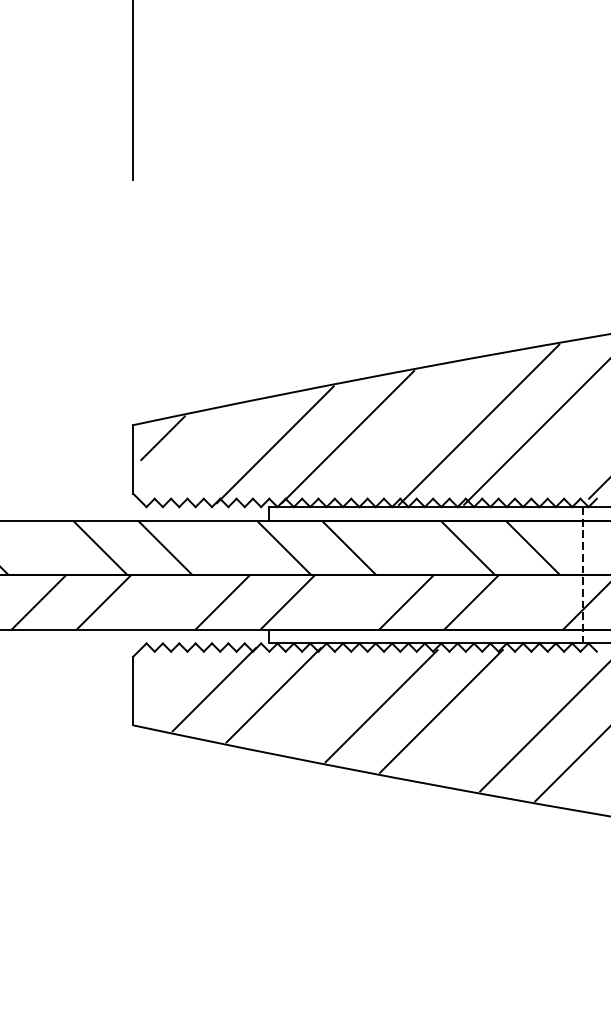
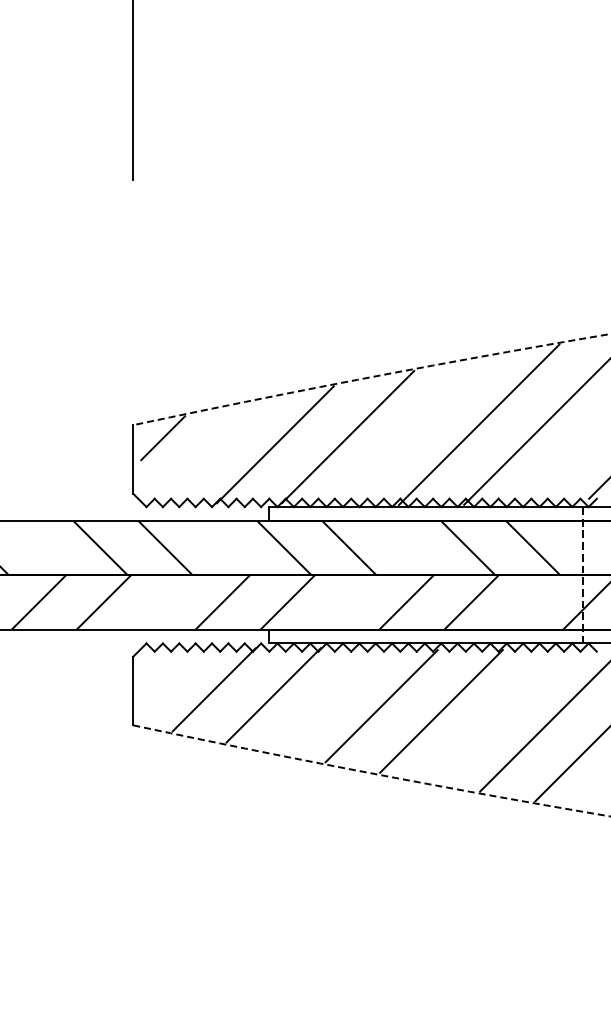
arc: solid -> dashed (371, 377)
arc: solid -> dashed (371, 773)
